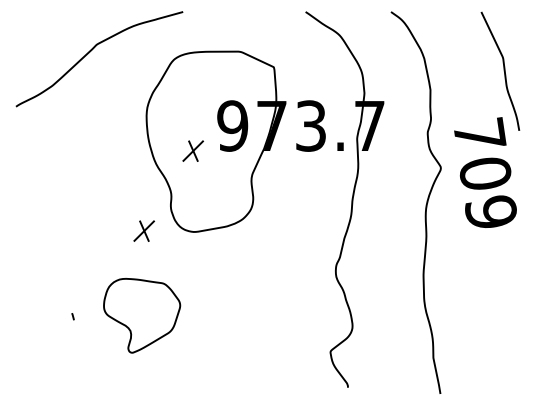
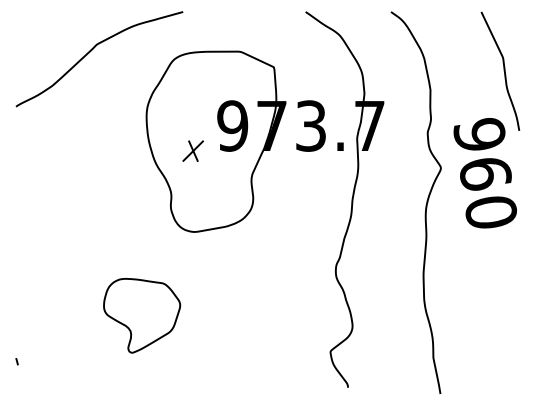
text: 709 -> 960 (484, 172)
part: present -> none (143, 230)
line position: (72, 316) -> (16, 361) (16, 361)
